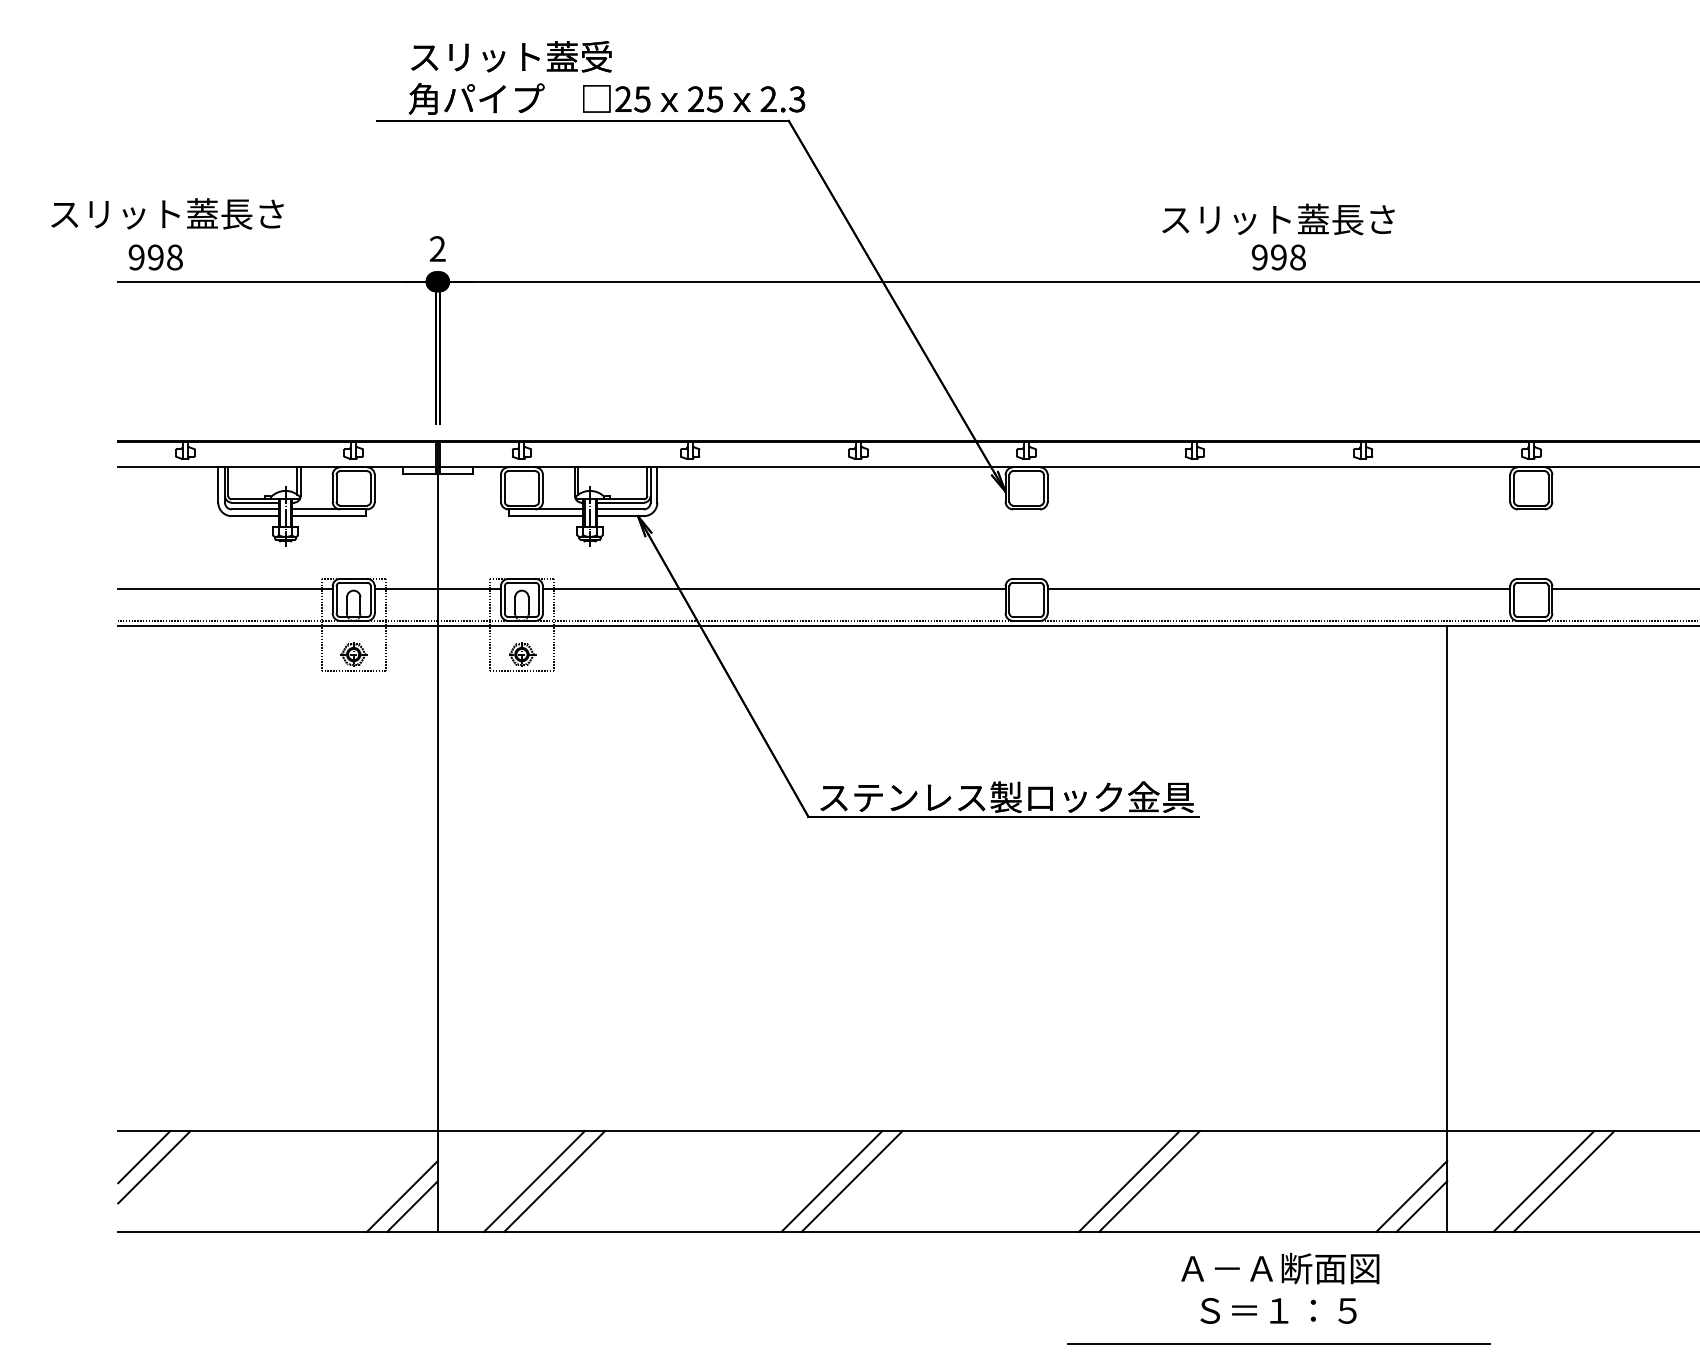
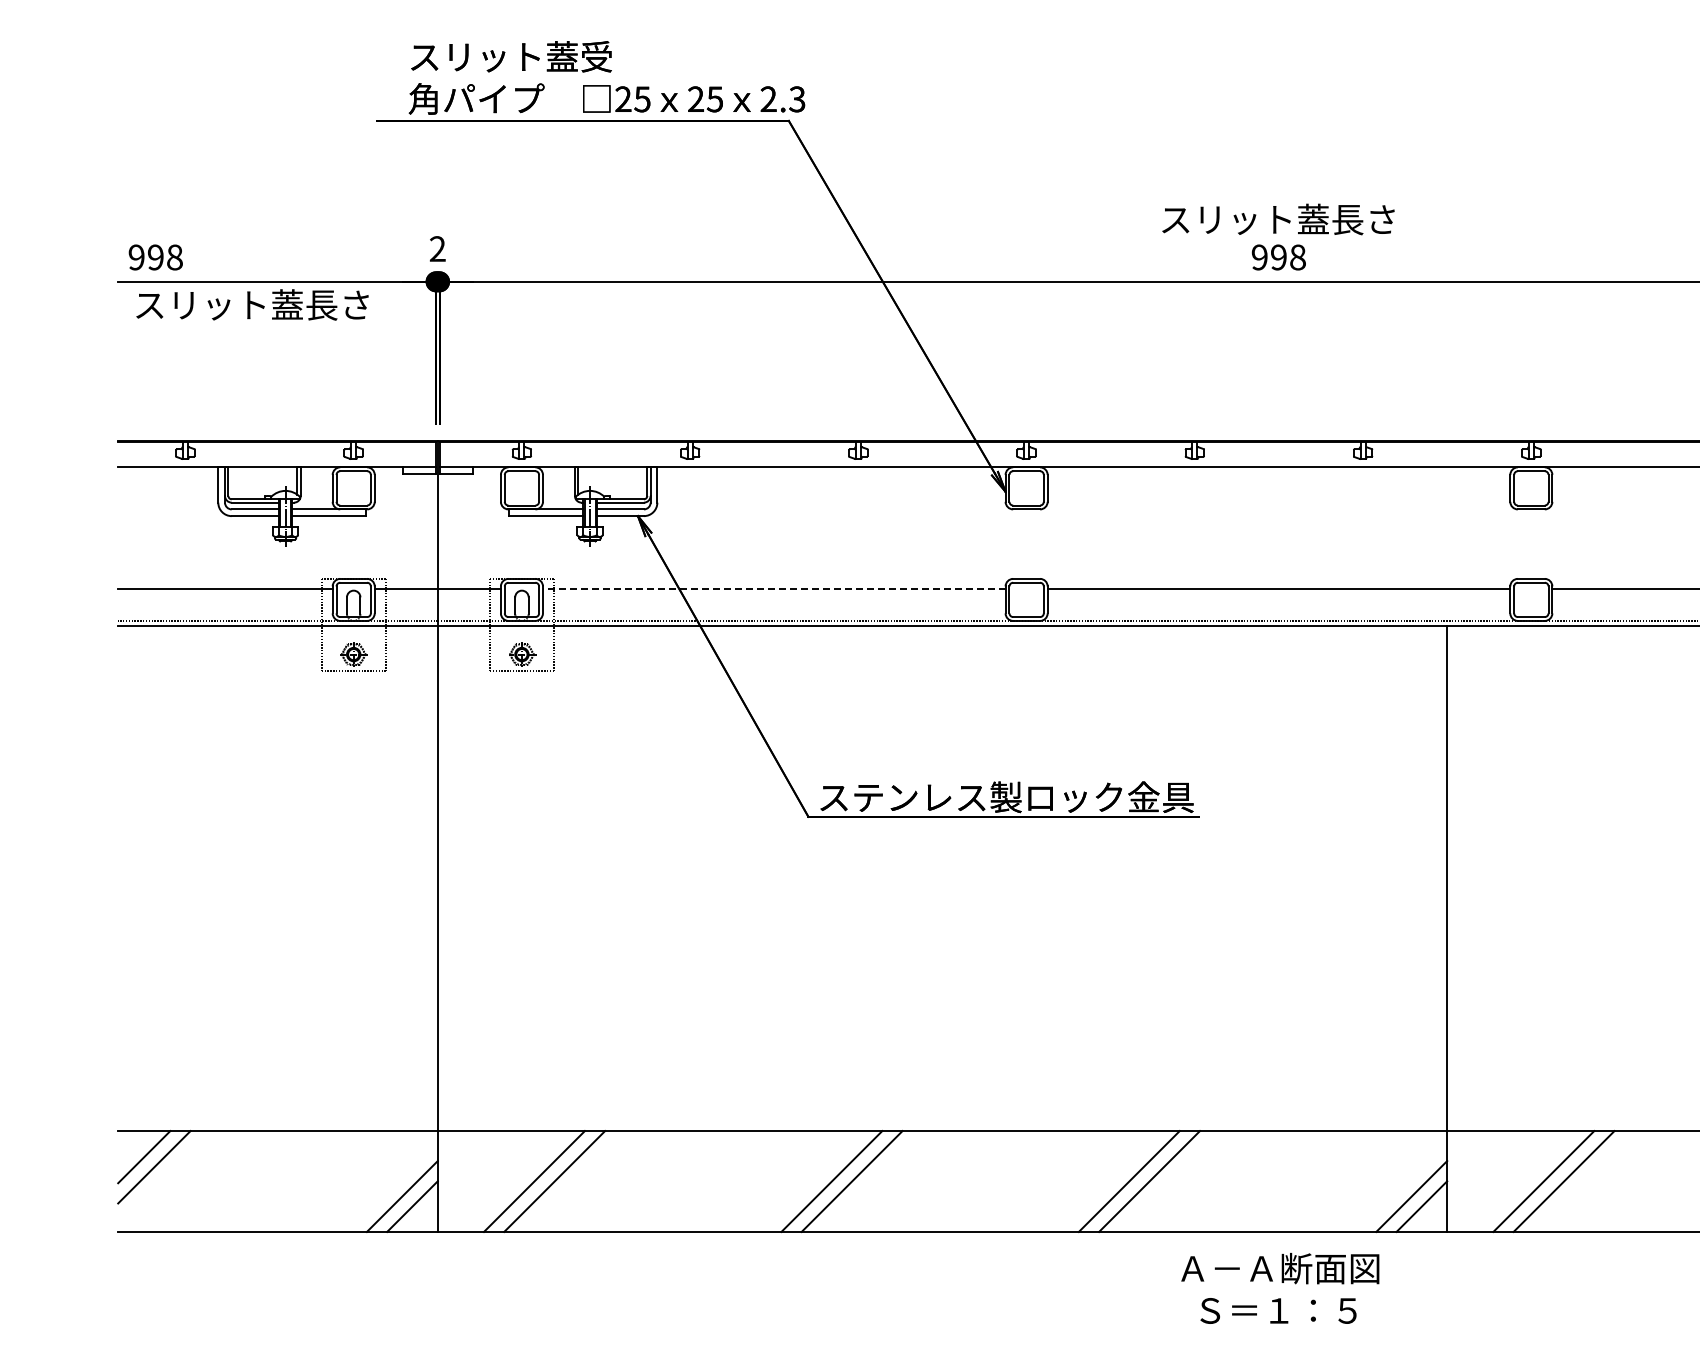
text position: (167, 213) -> (252, 304) (252, 304)
line: solid -> dashed (773, 589)
line: present -> none (1278, 1343)
